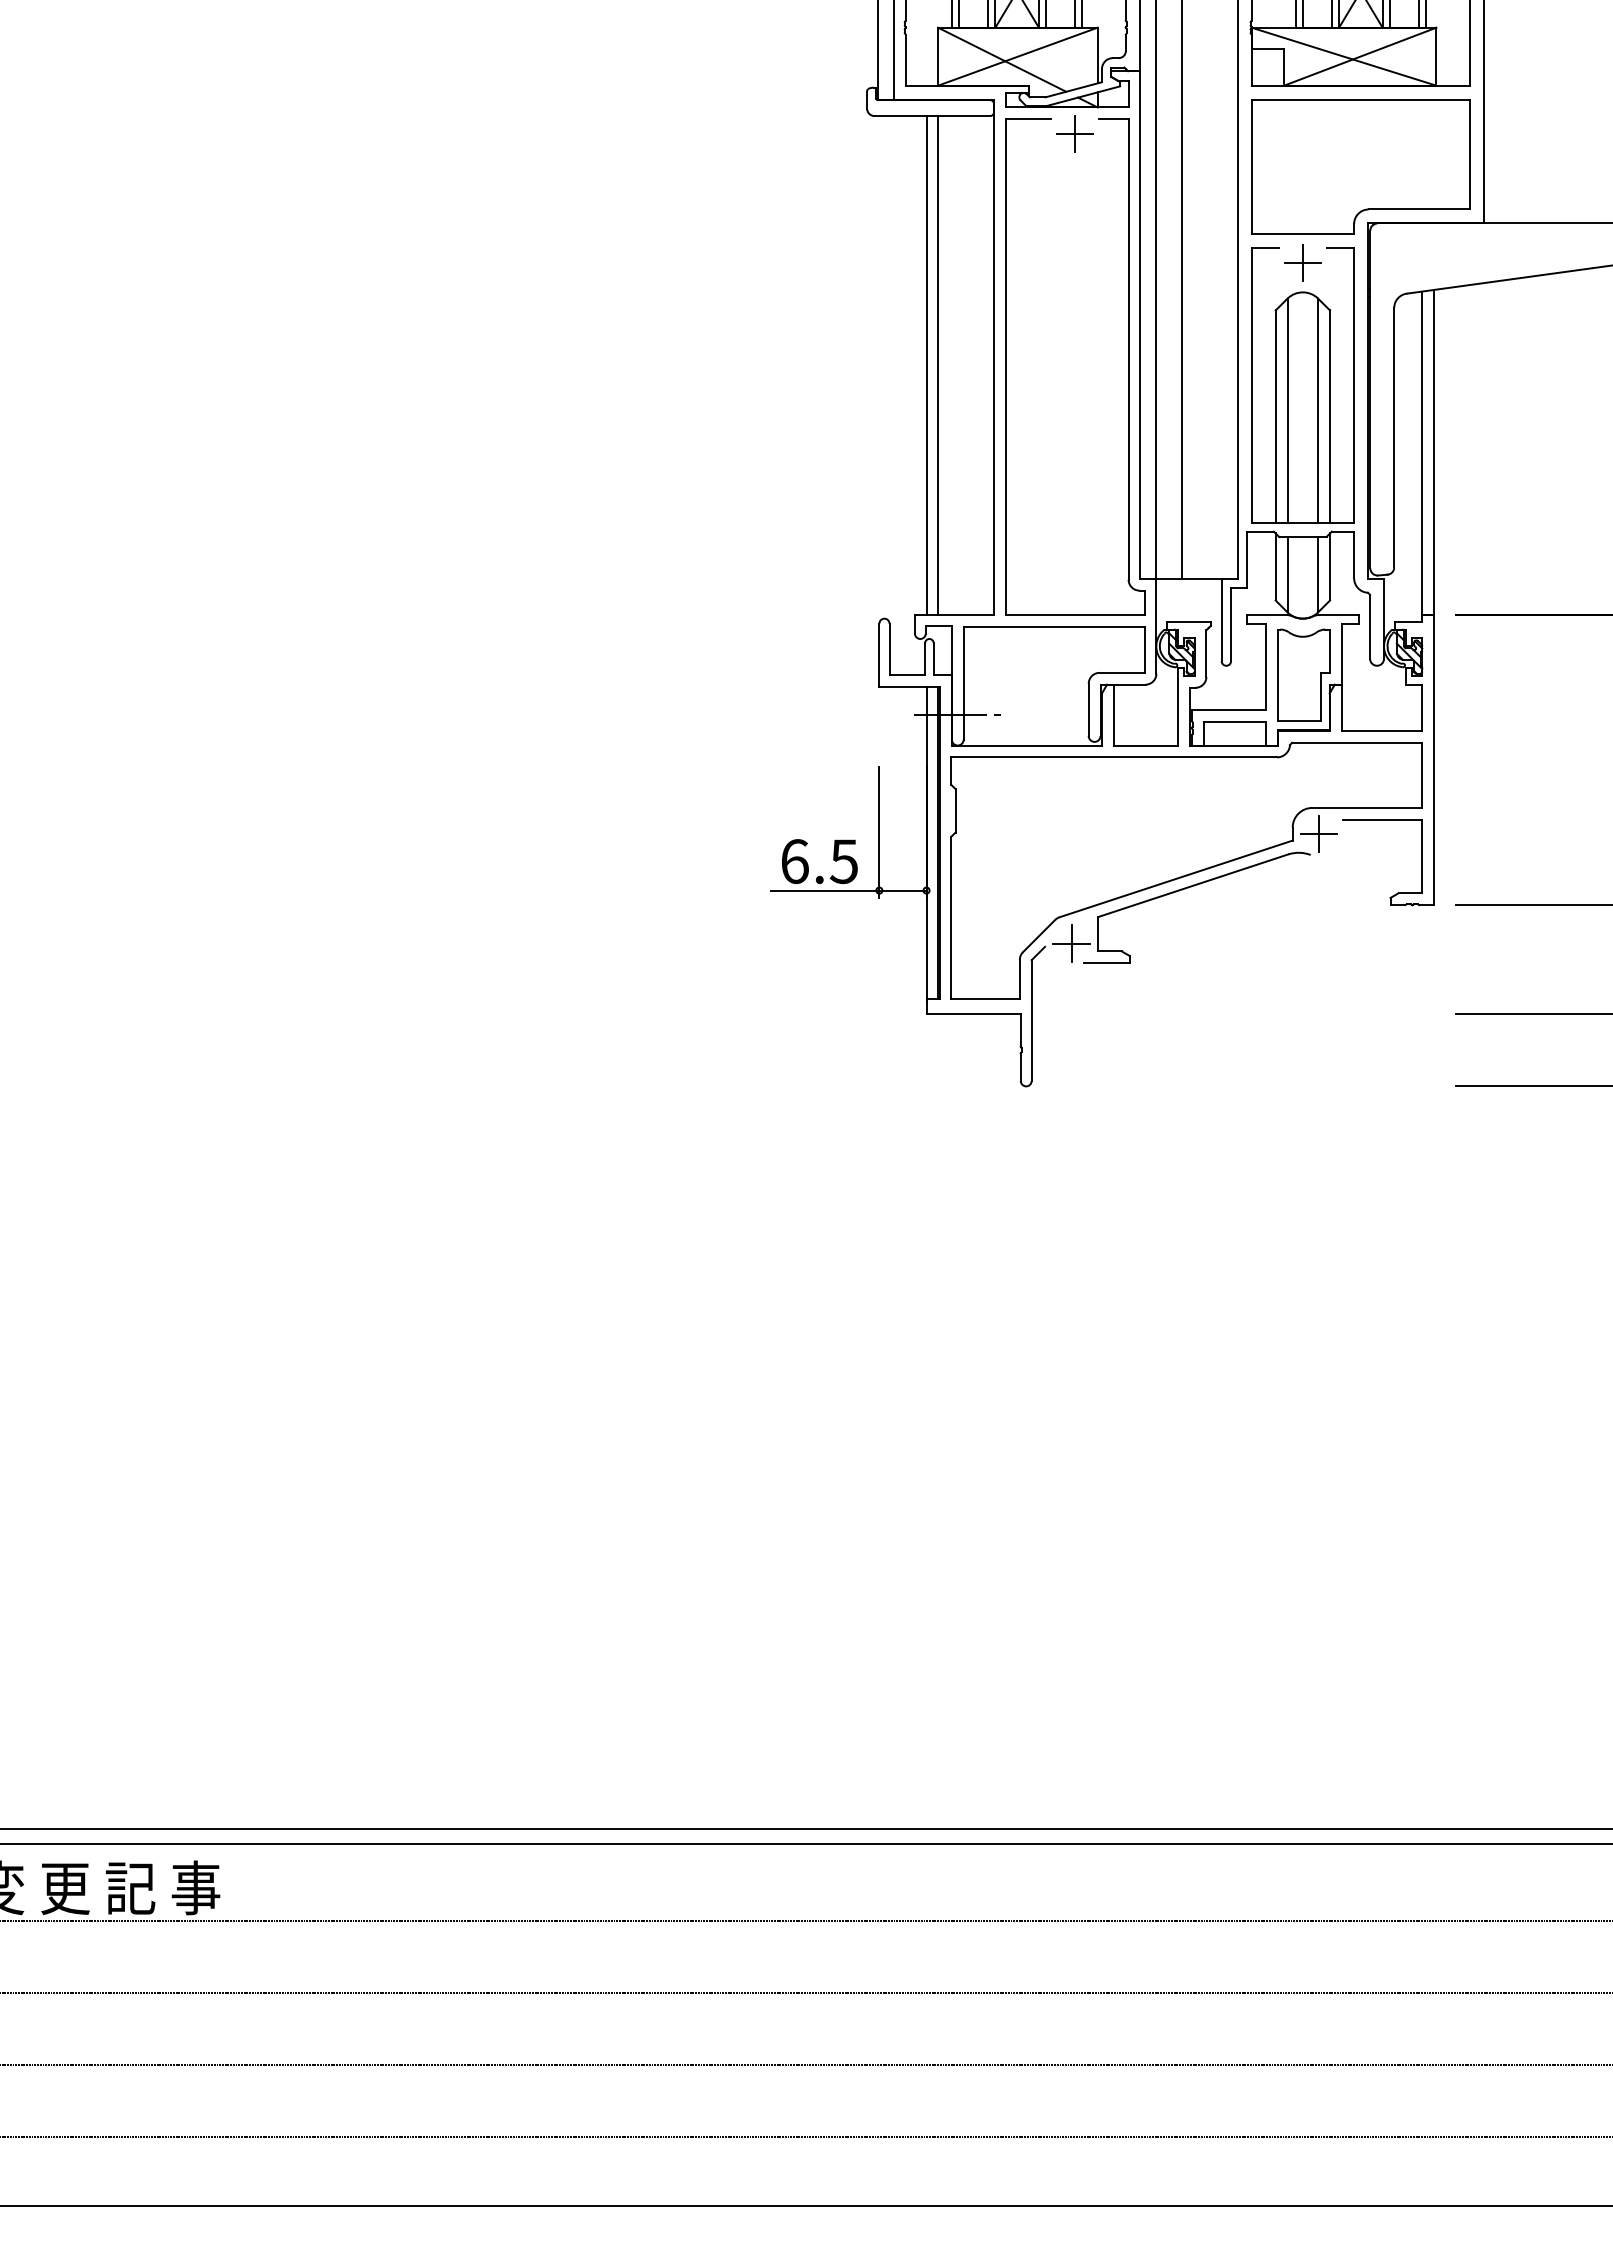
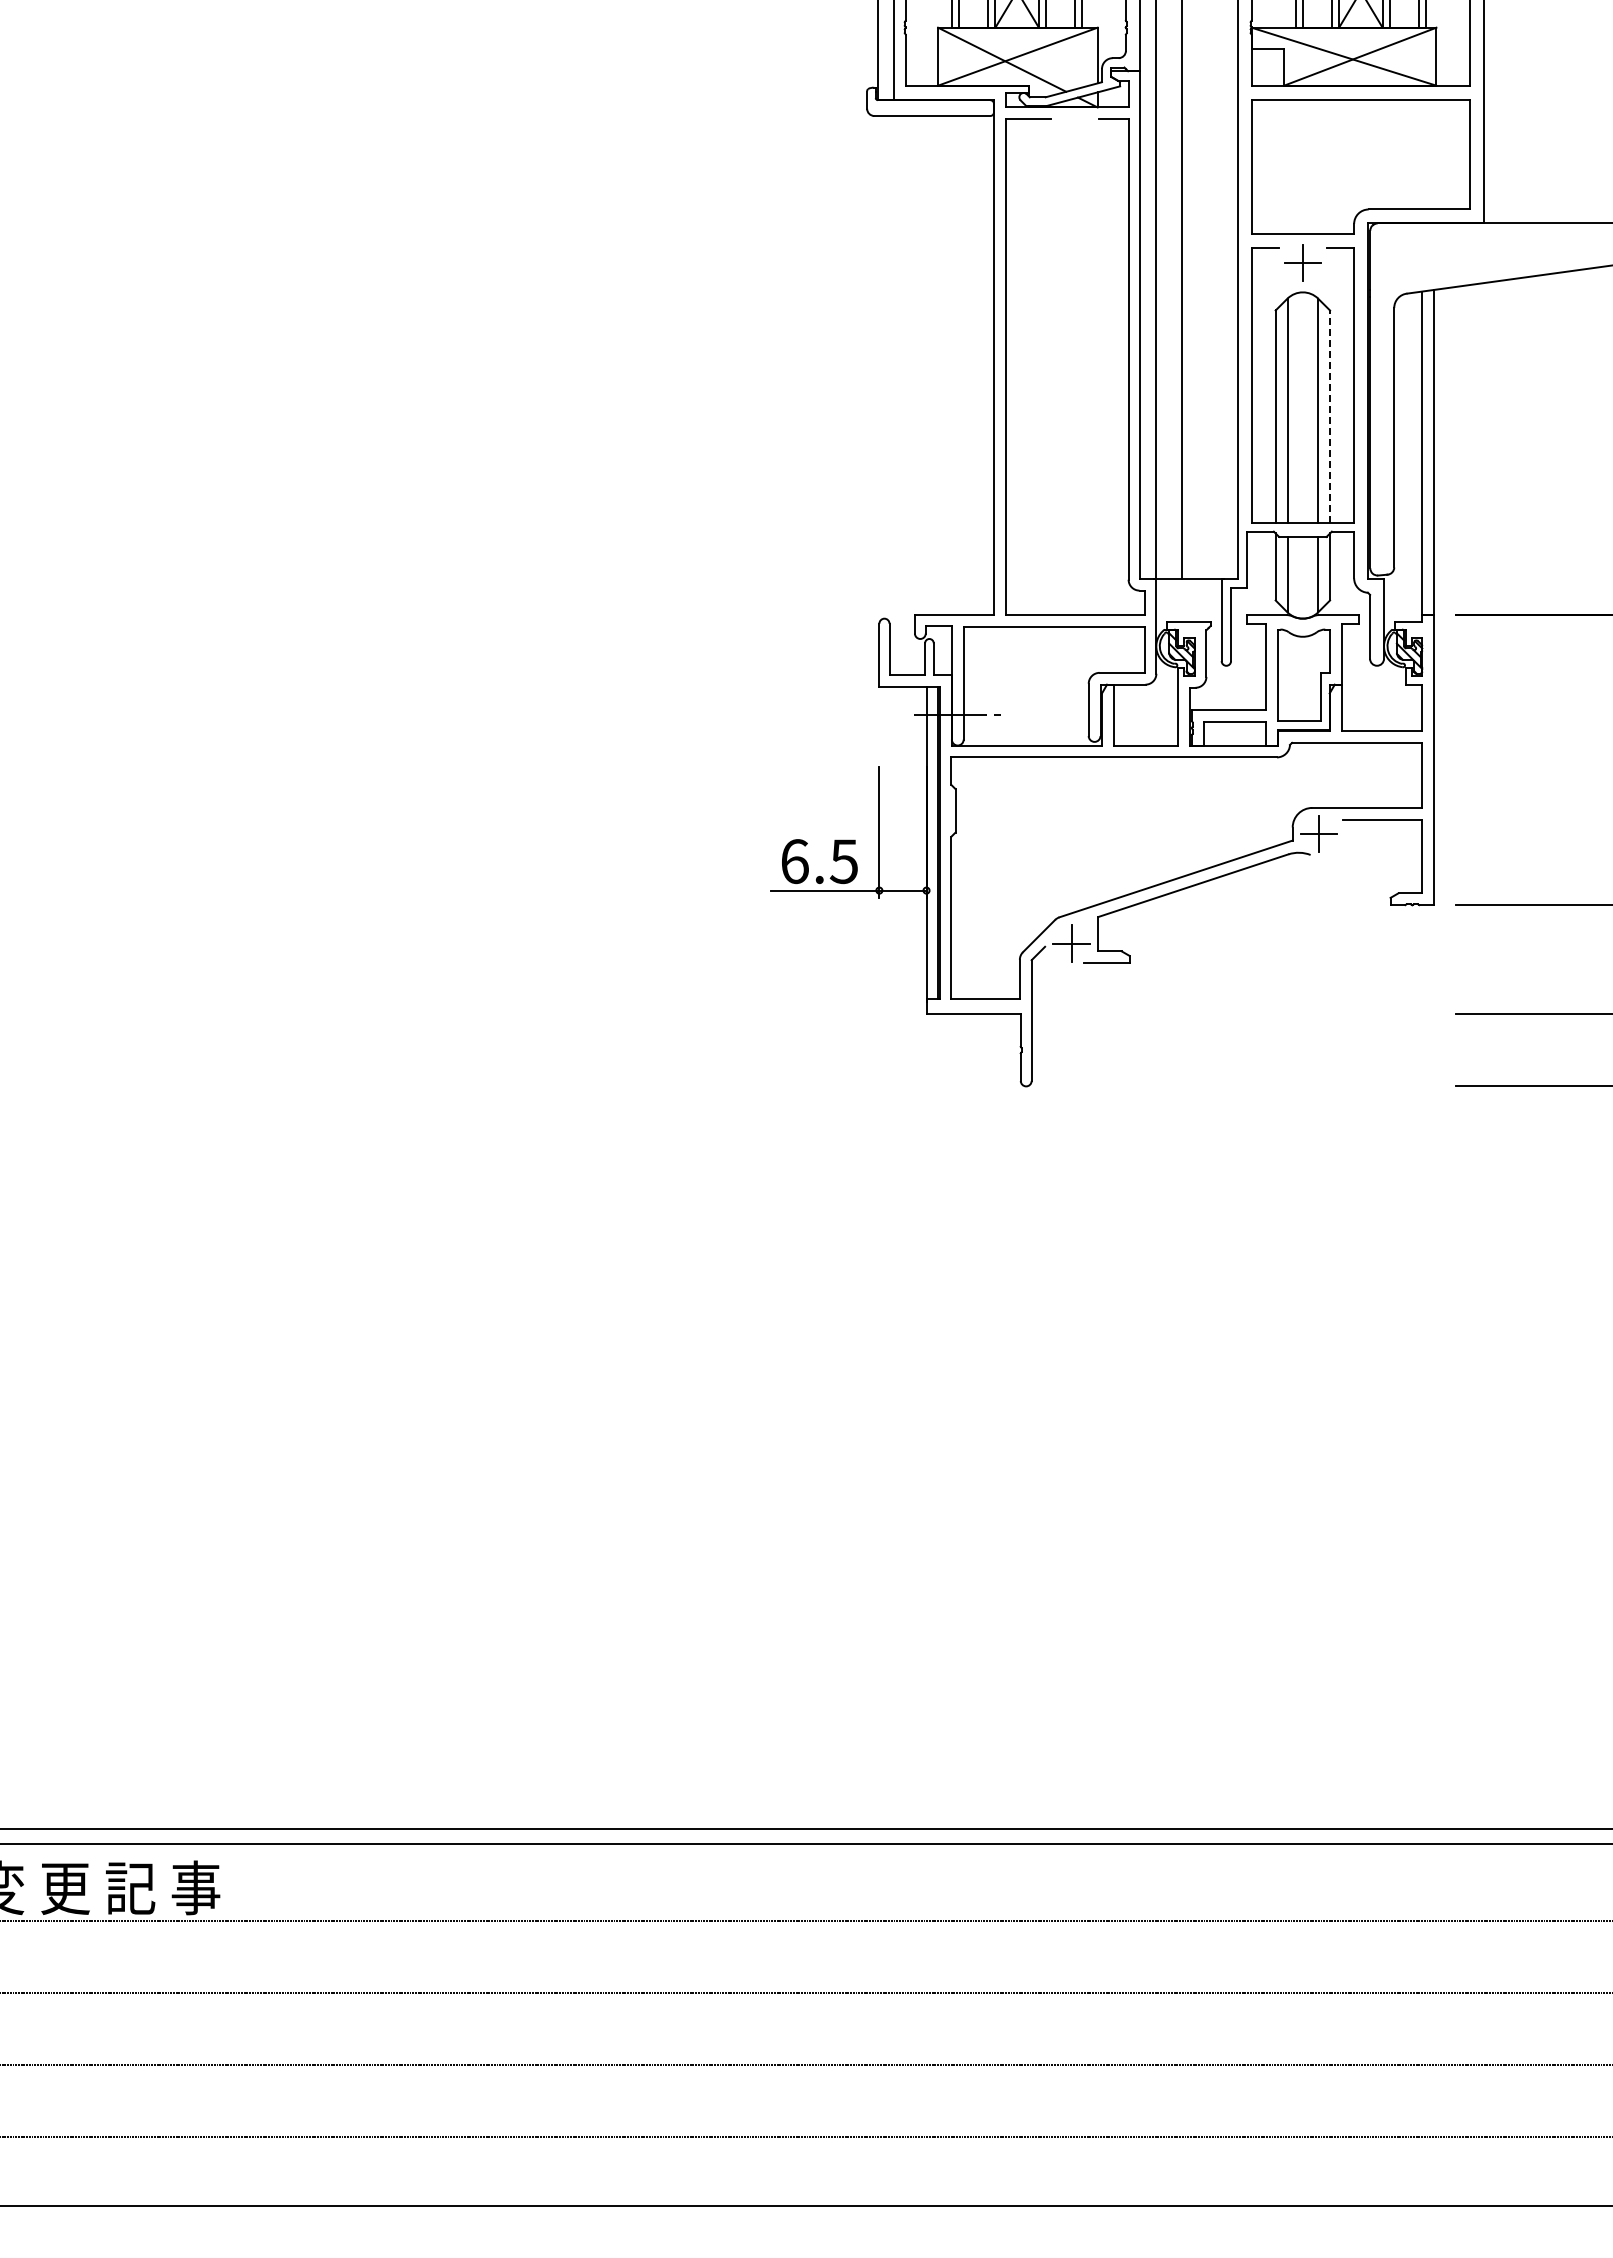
part: present -> none (1074, 133)
line: present -> none (926, 365)
line: present -> none (938, 365)
line: solid -> dashed (1330, 416)
